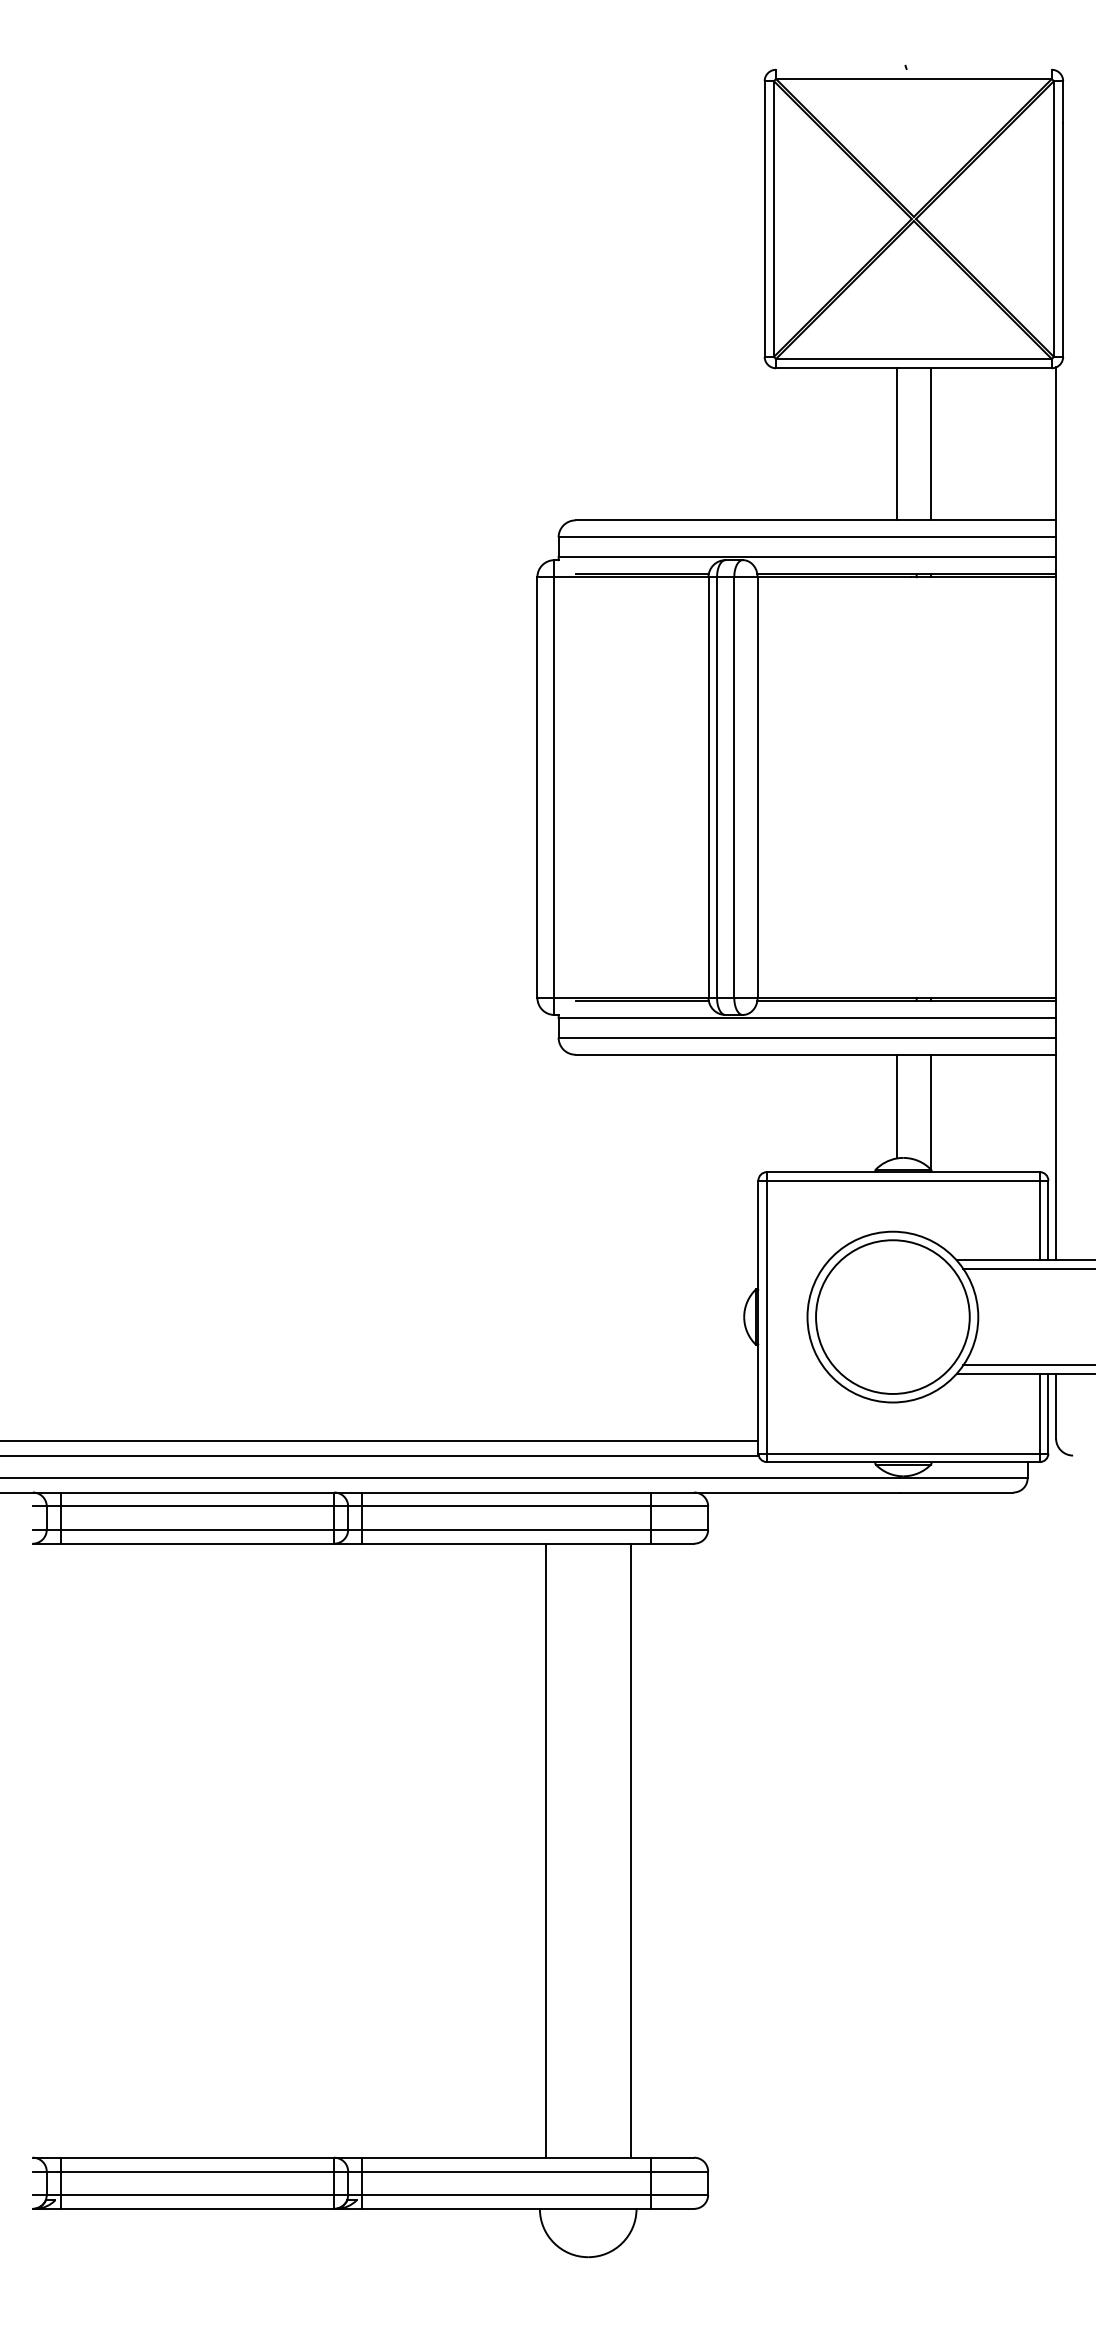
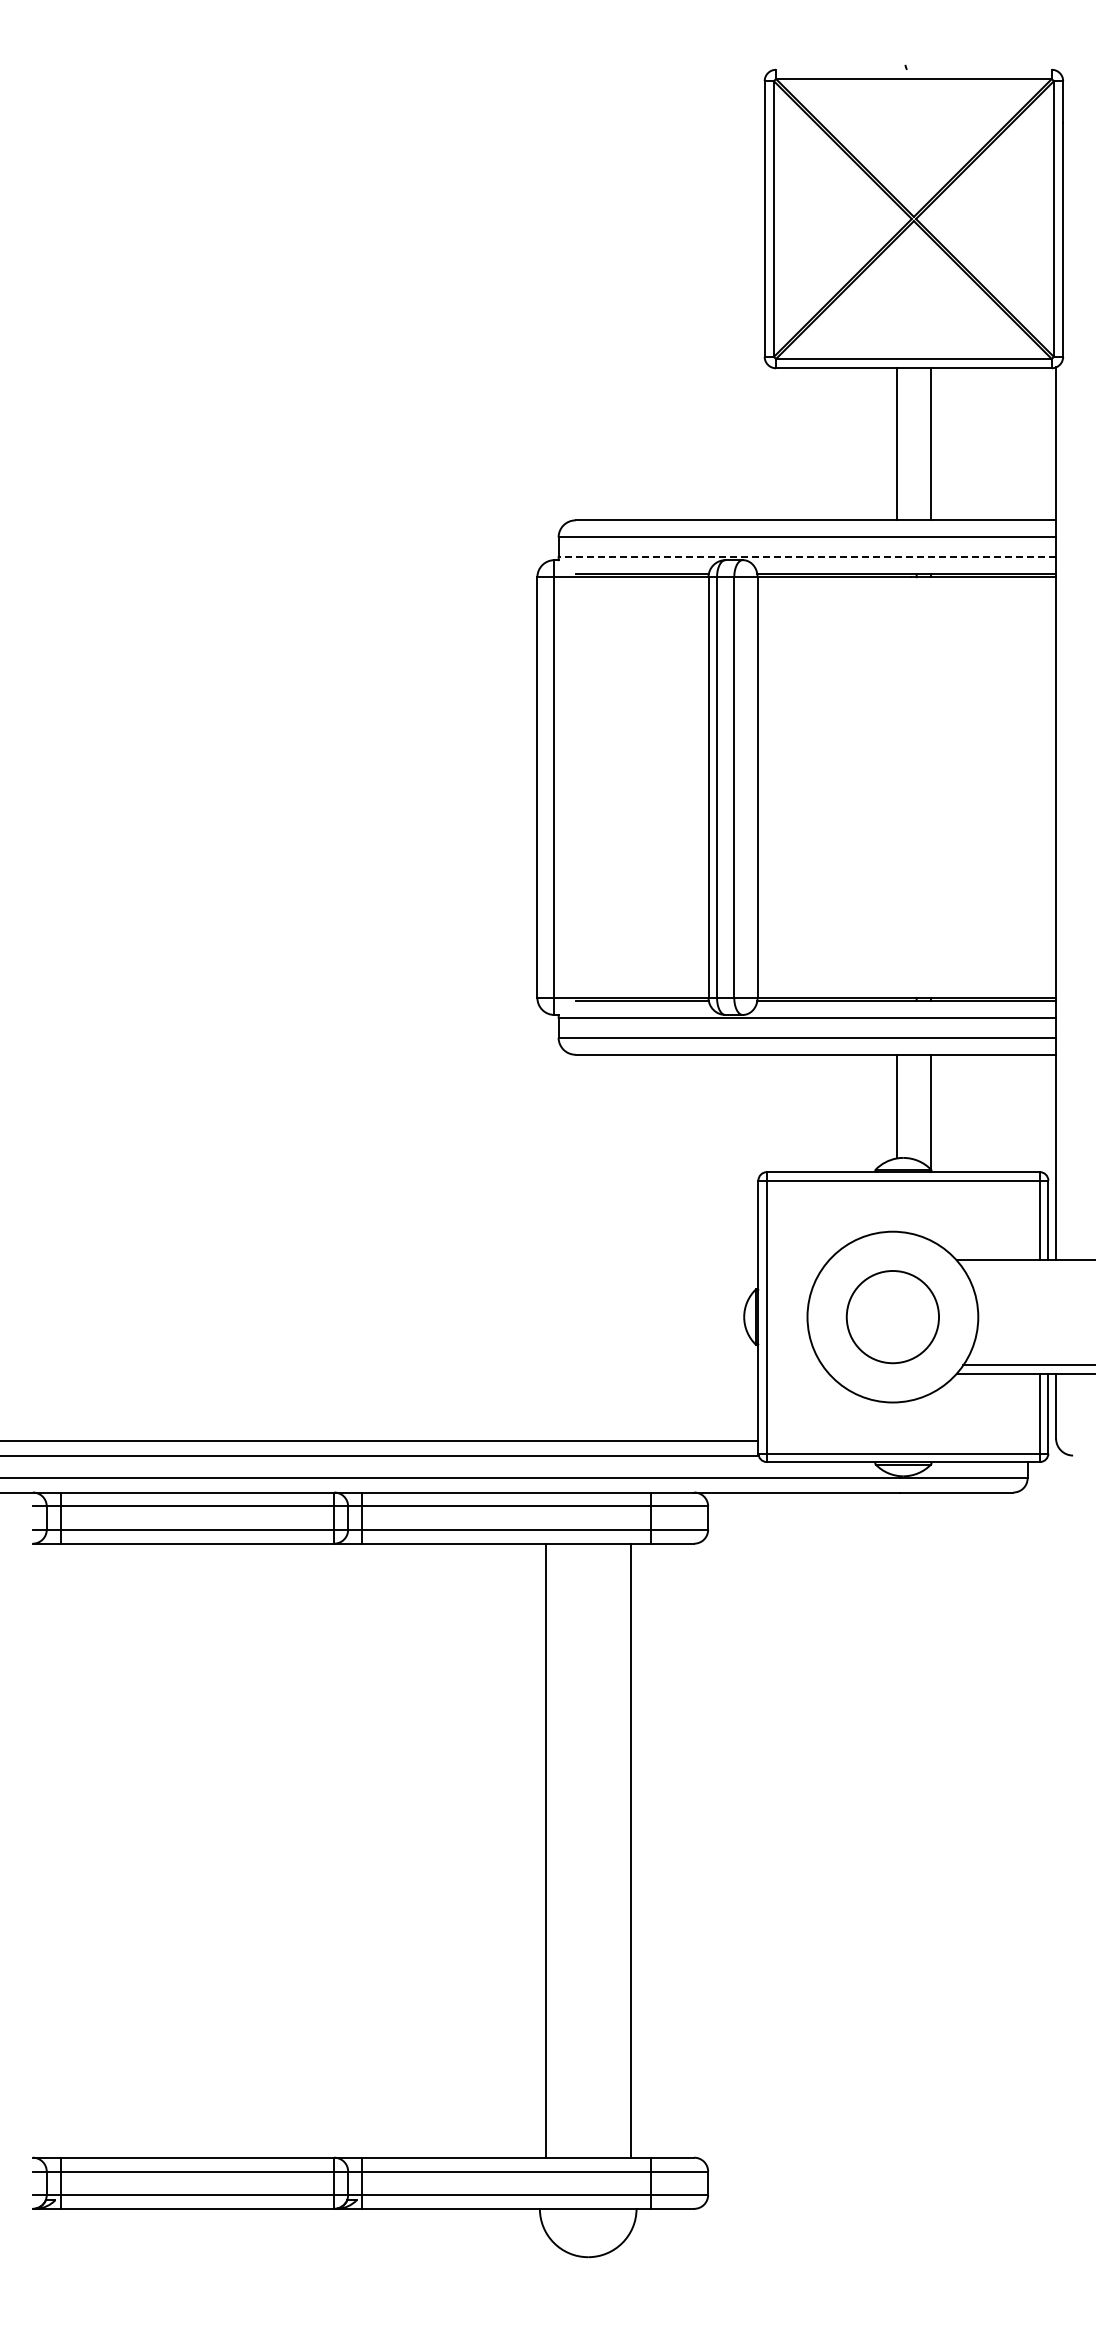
line: solid -> dashed (807, 557)
line: present -> none (1027, 1268)
circle diameter: 154 px -> 92 px (892, 1317)
